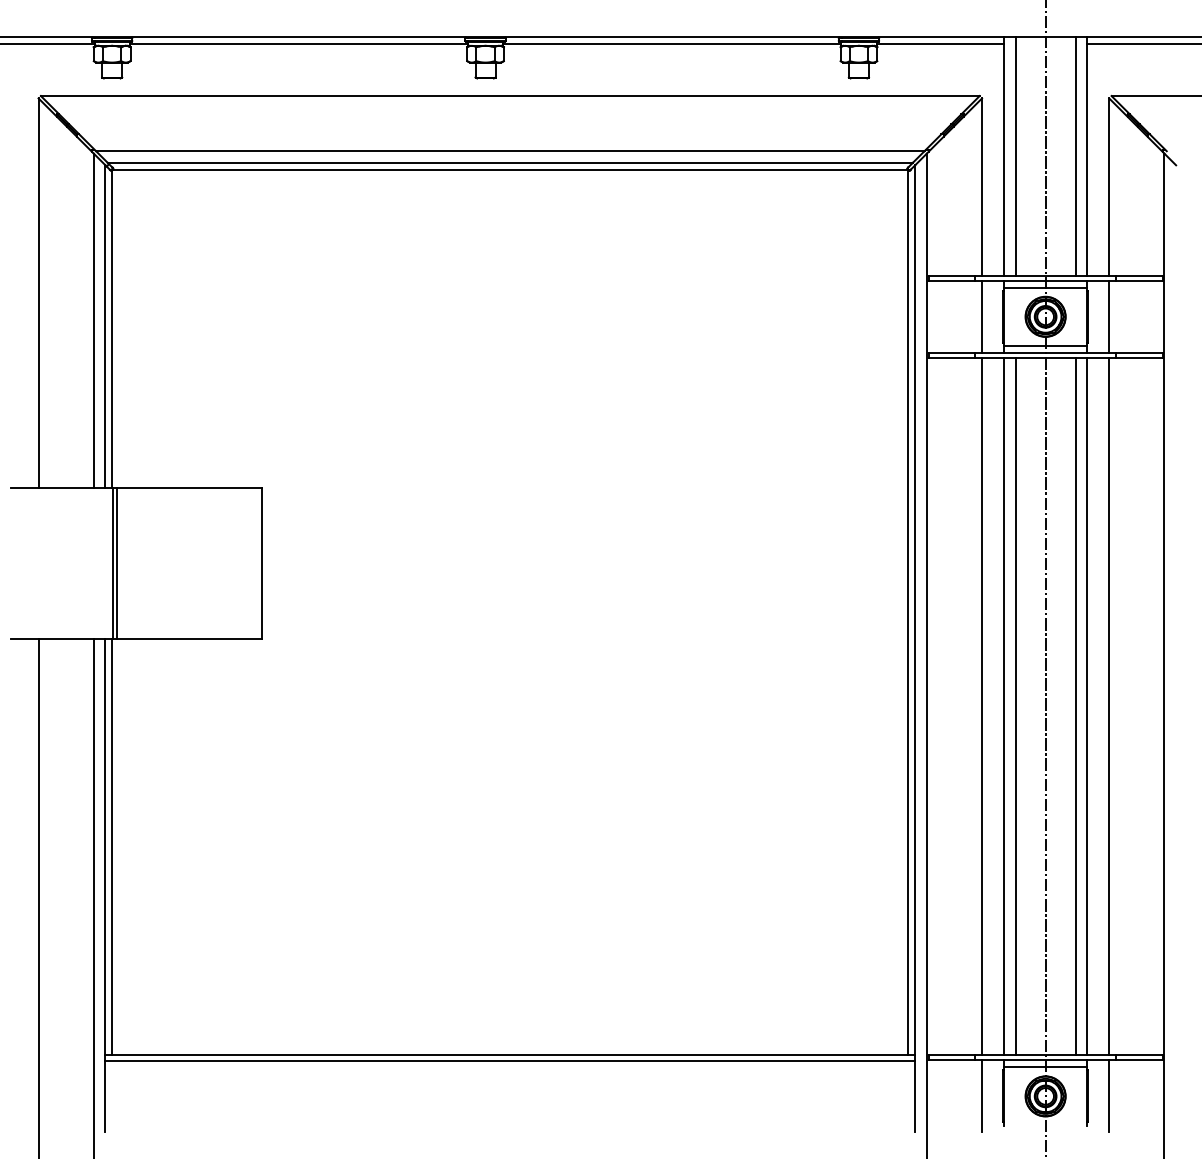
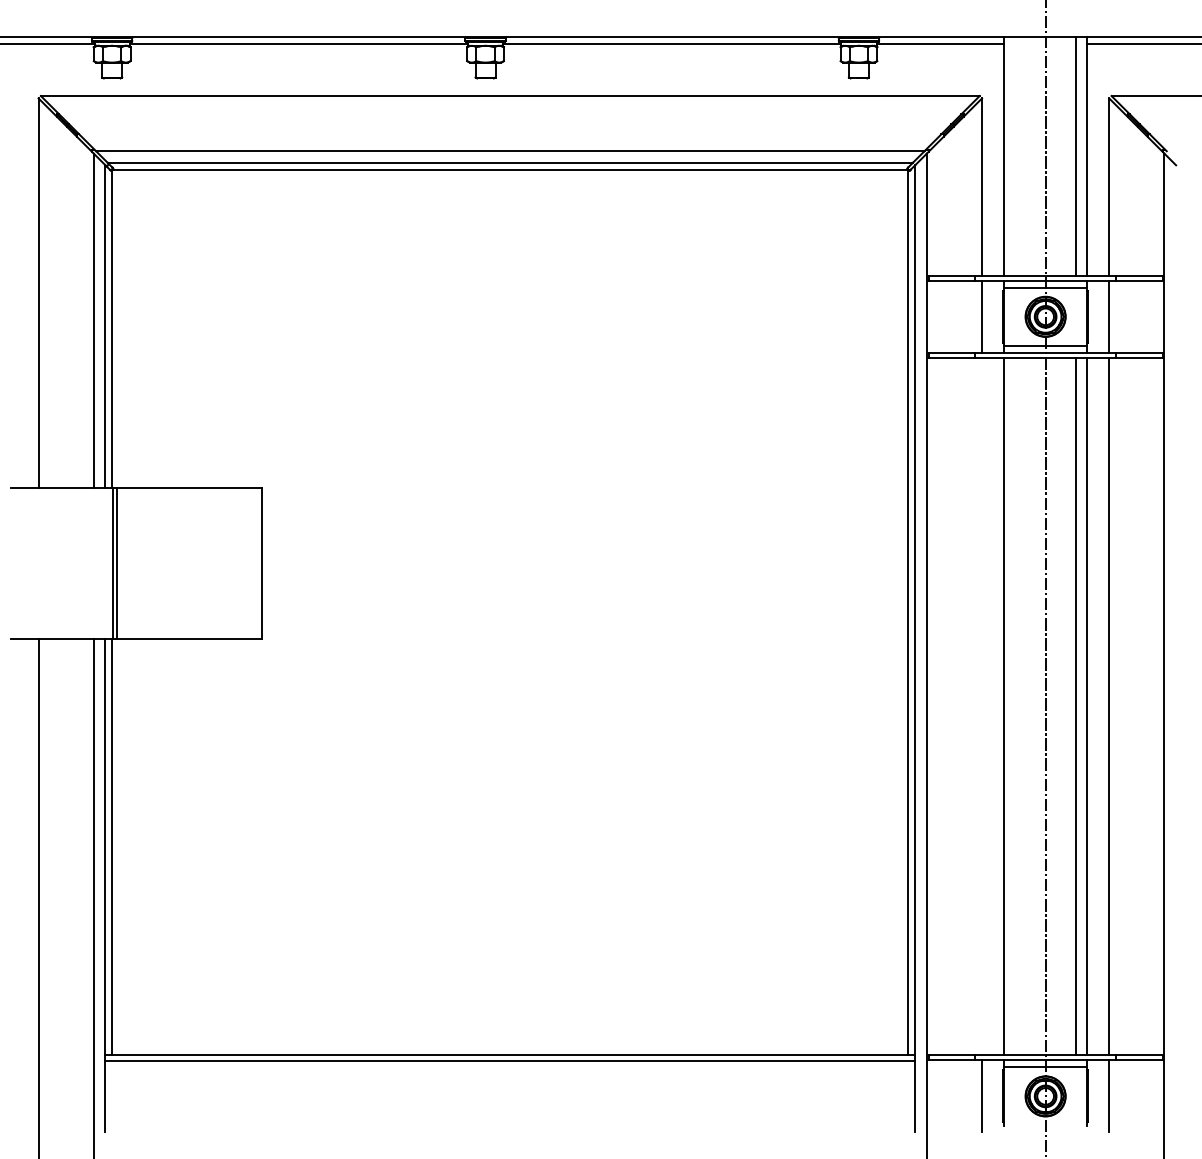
line: present -> none (1015, 156)
line: present -> none (982, 706)
line: present -> none (1015, 706)
